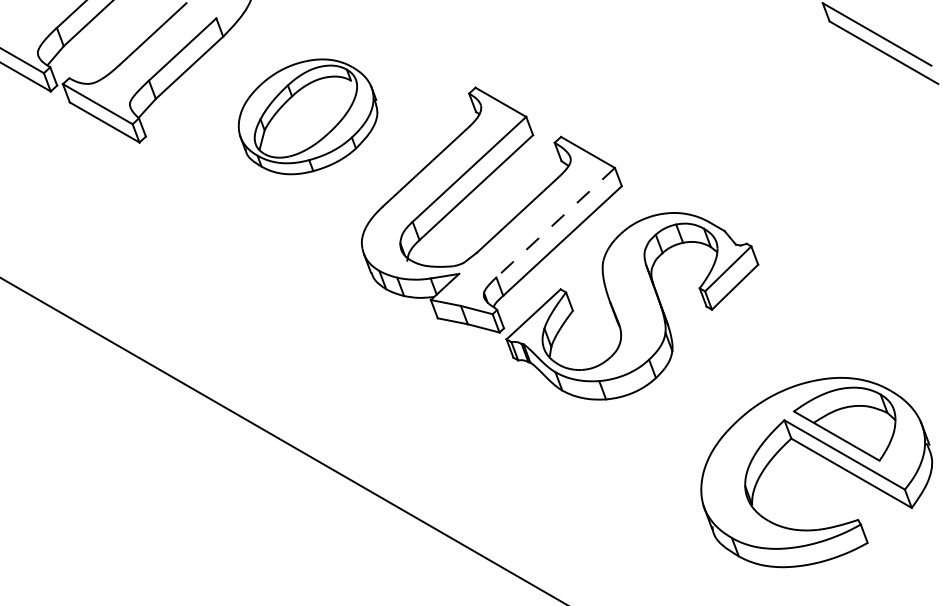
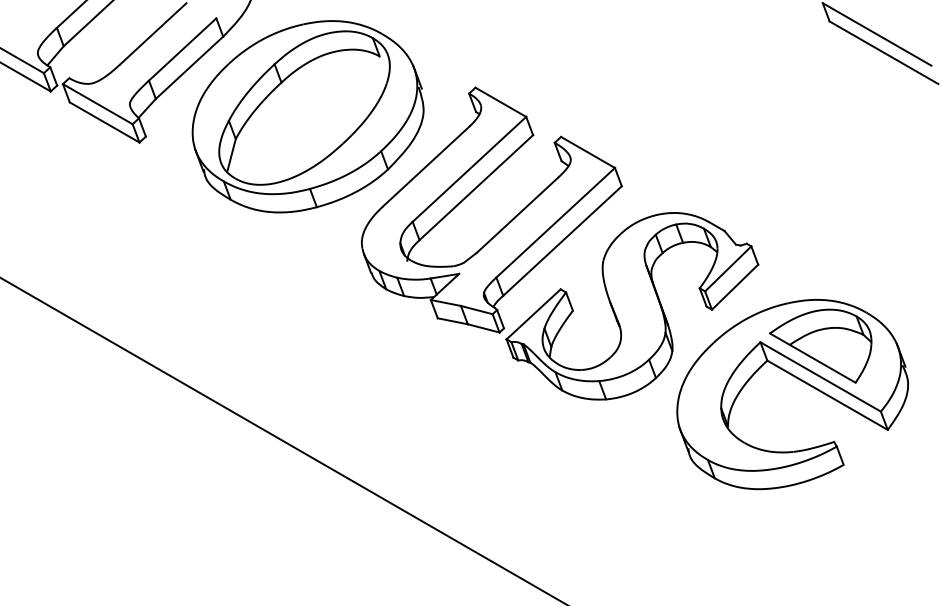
part size: 142x118 px -> 234x194 px (307, 116)
line: dashed -> solid (555, 222)
part position: (823, 458) -> (799, 380) (799, 380)
